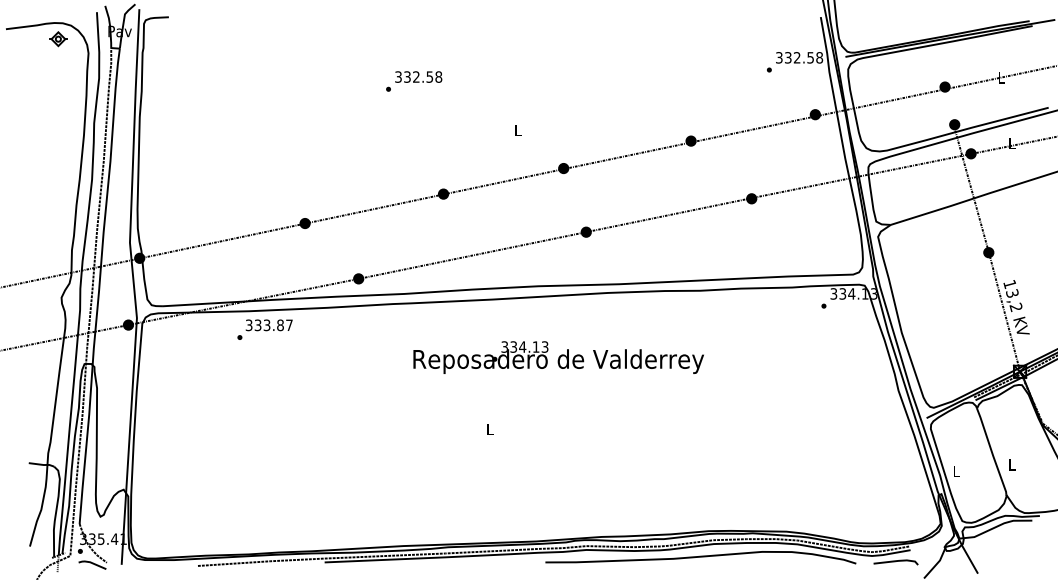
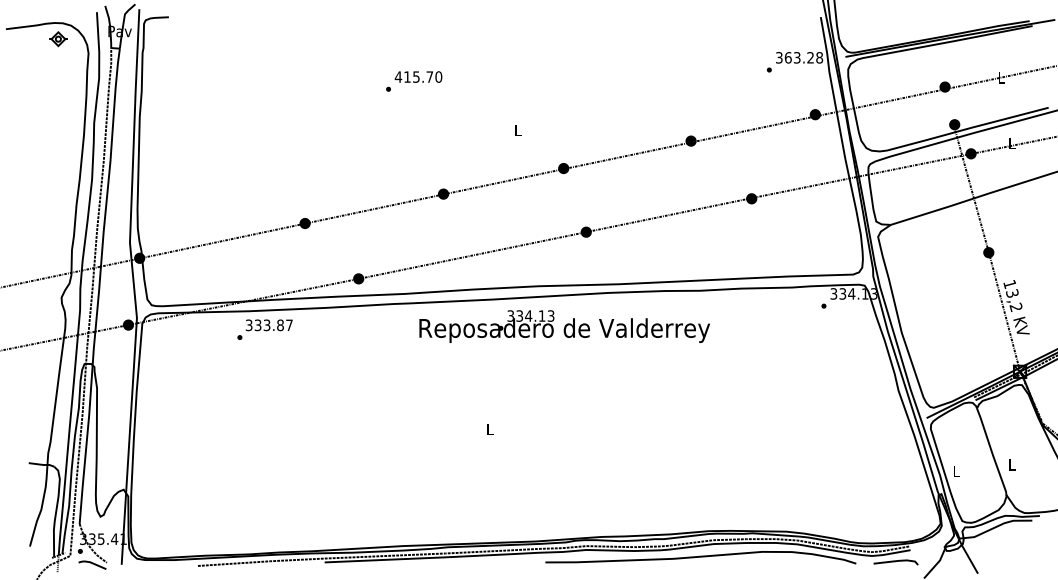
text: 332.58 -> 363.28 (798, 57)
text: 332.58 -> 415.70 (418, 76)
text position: (558, 357) -> (564, 326) (564, 326)
